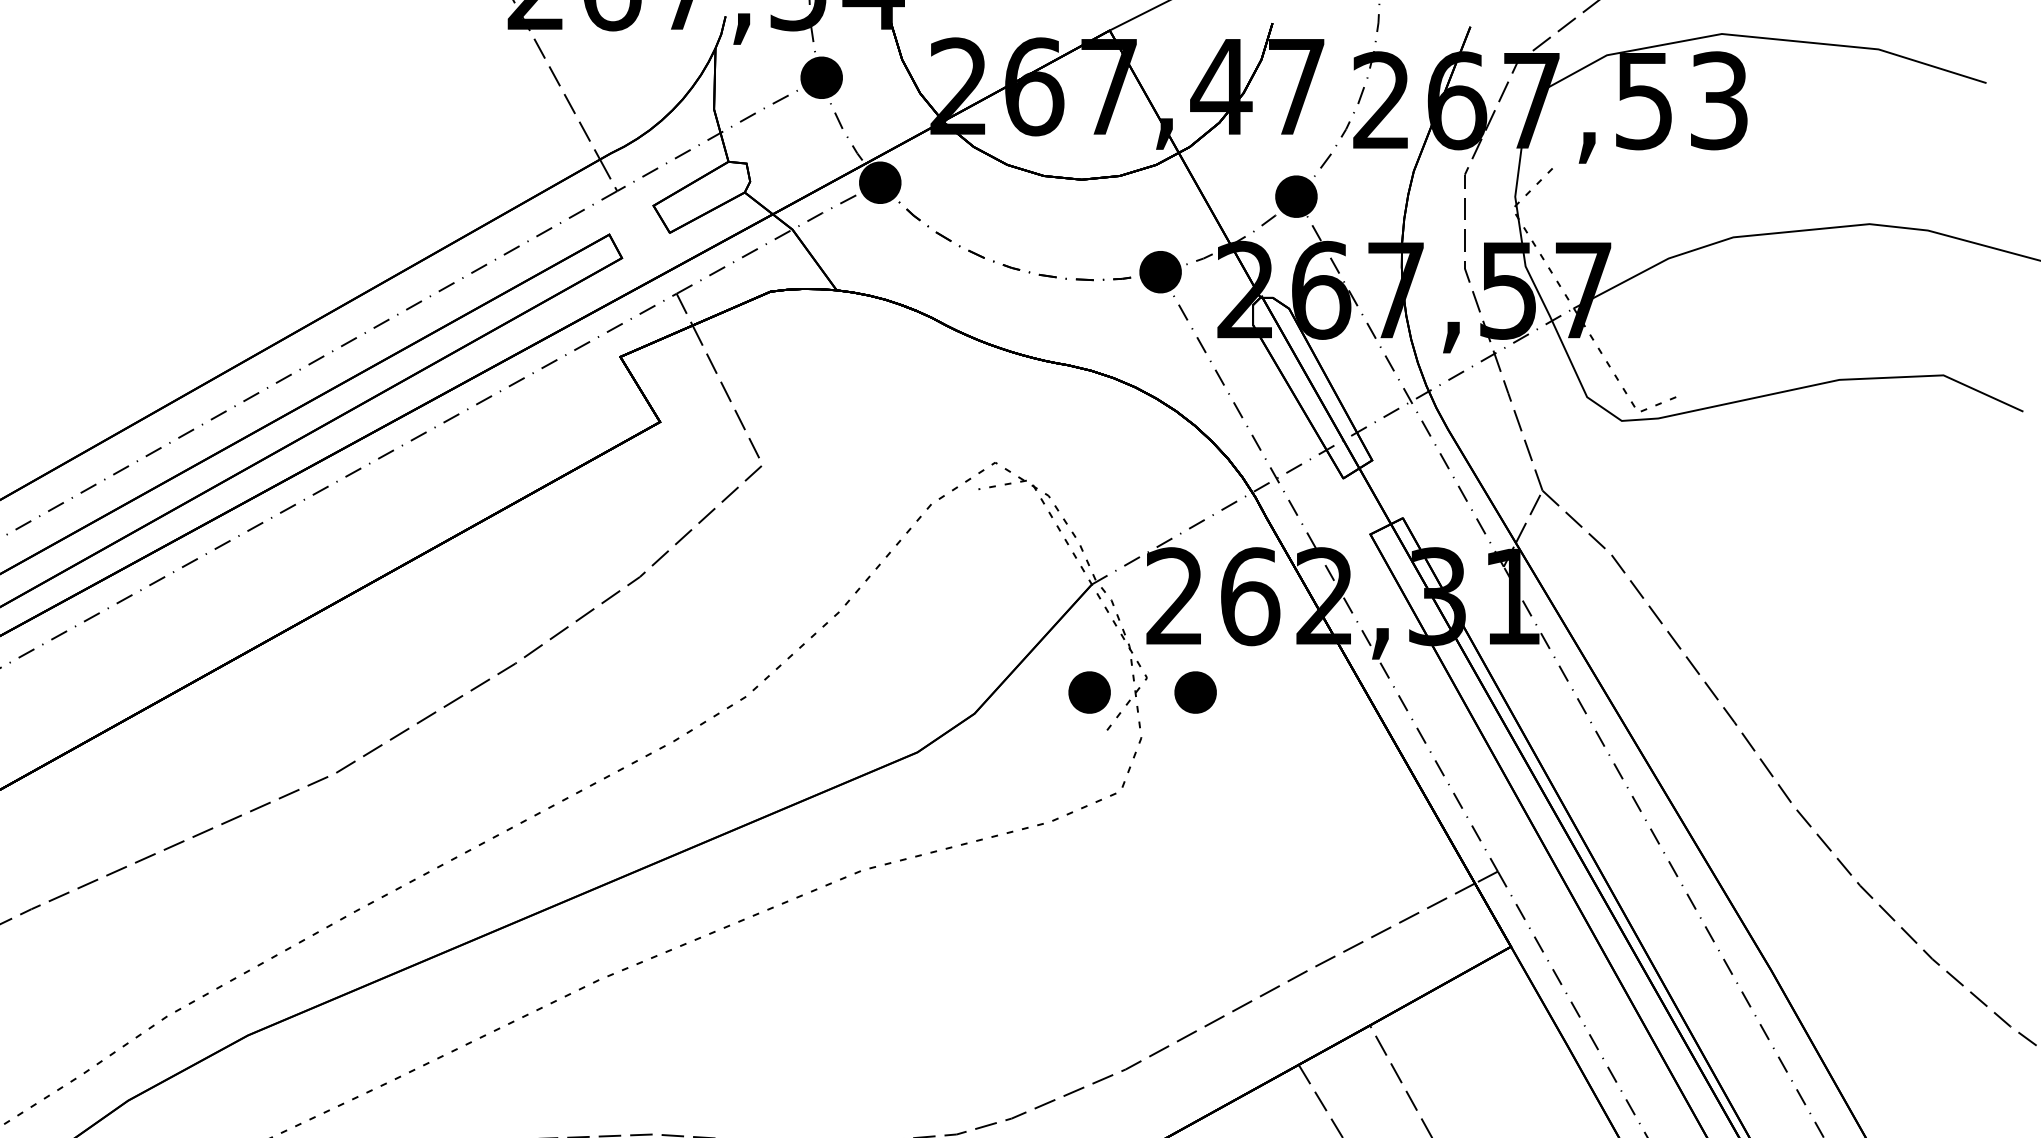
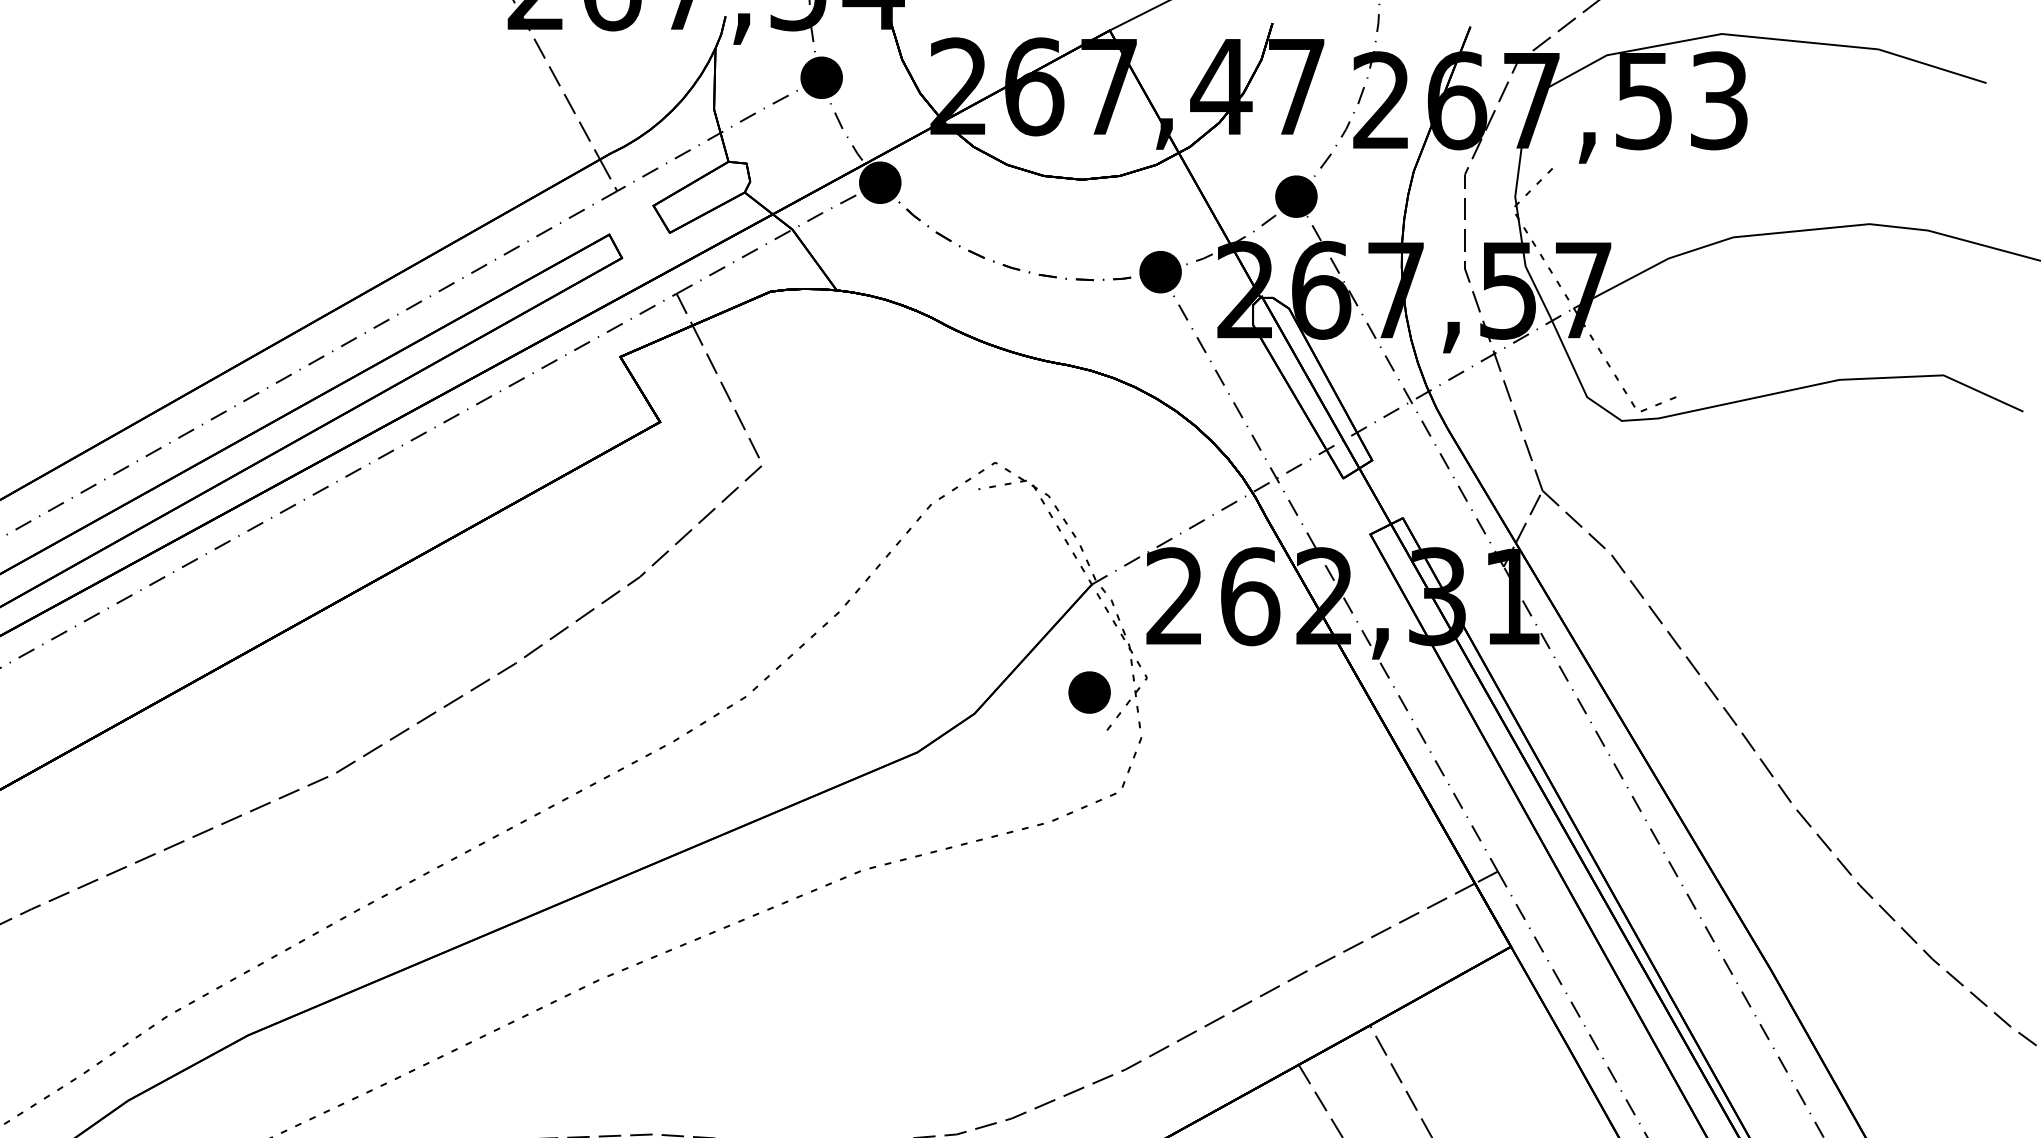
part: present -> none (1195, 692)
